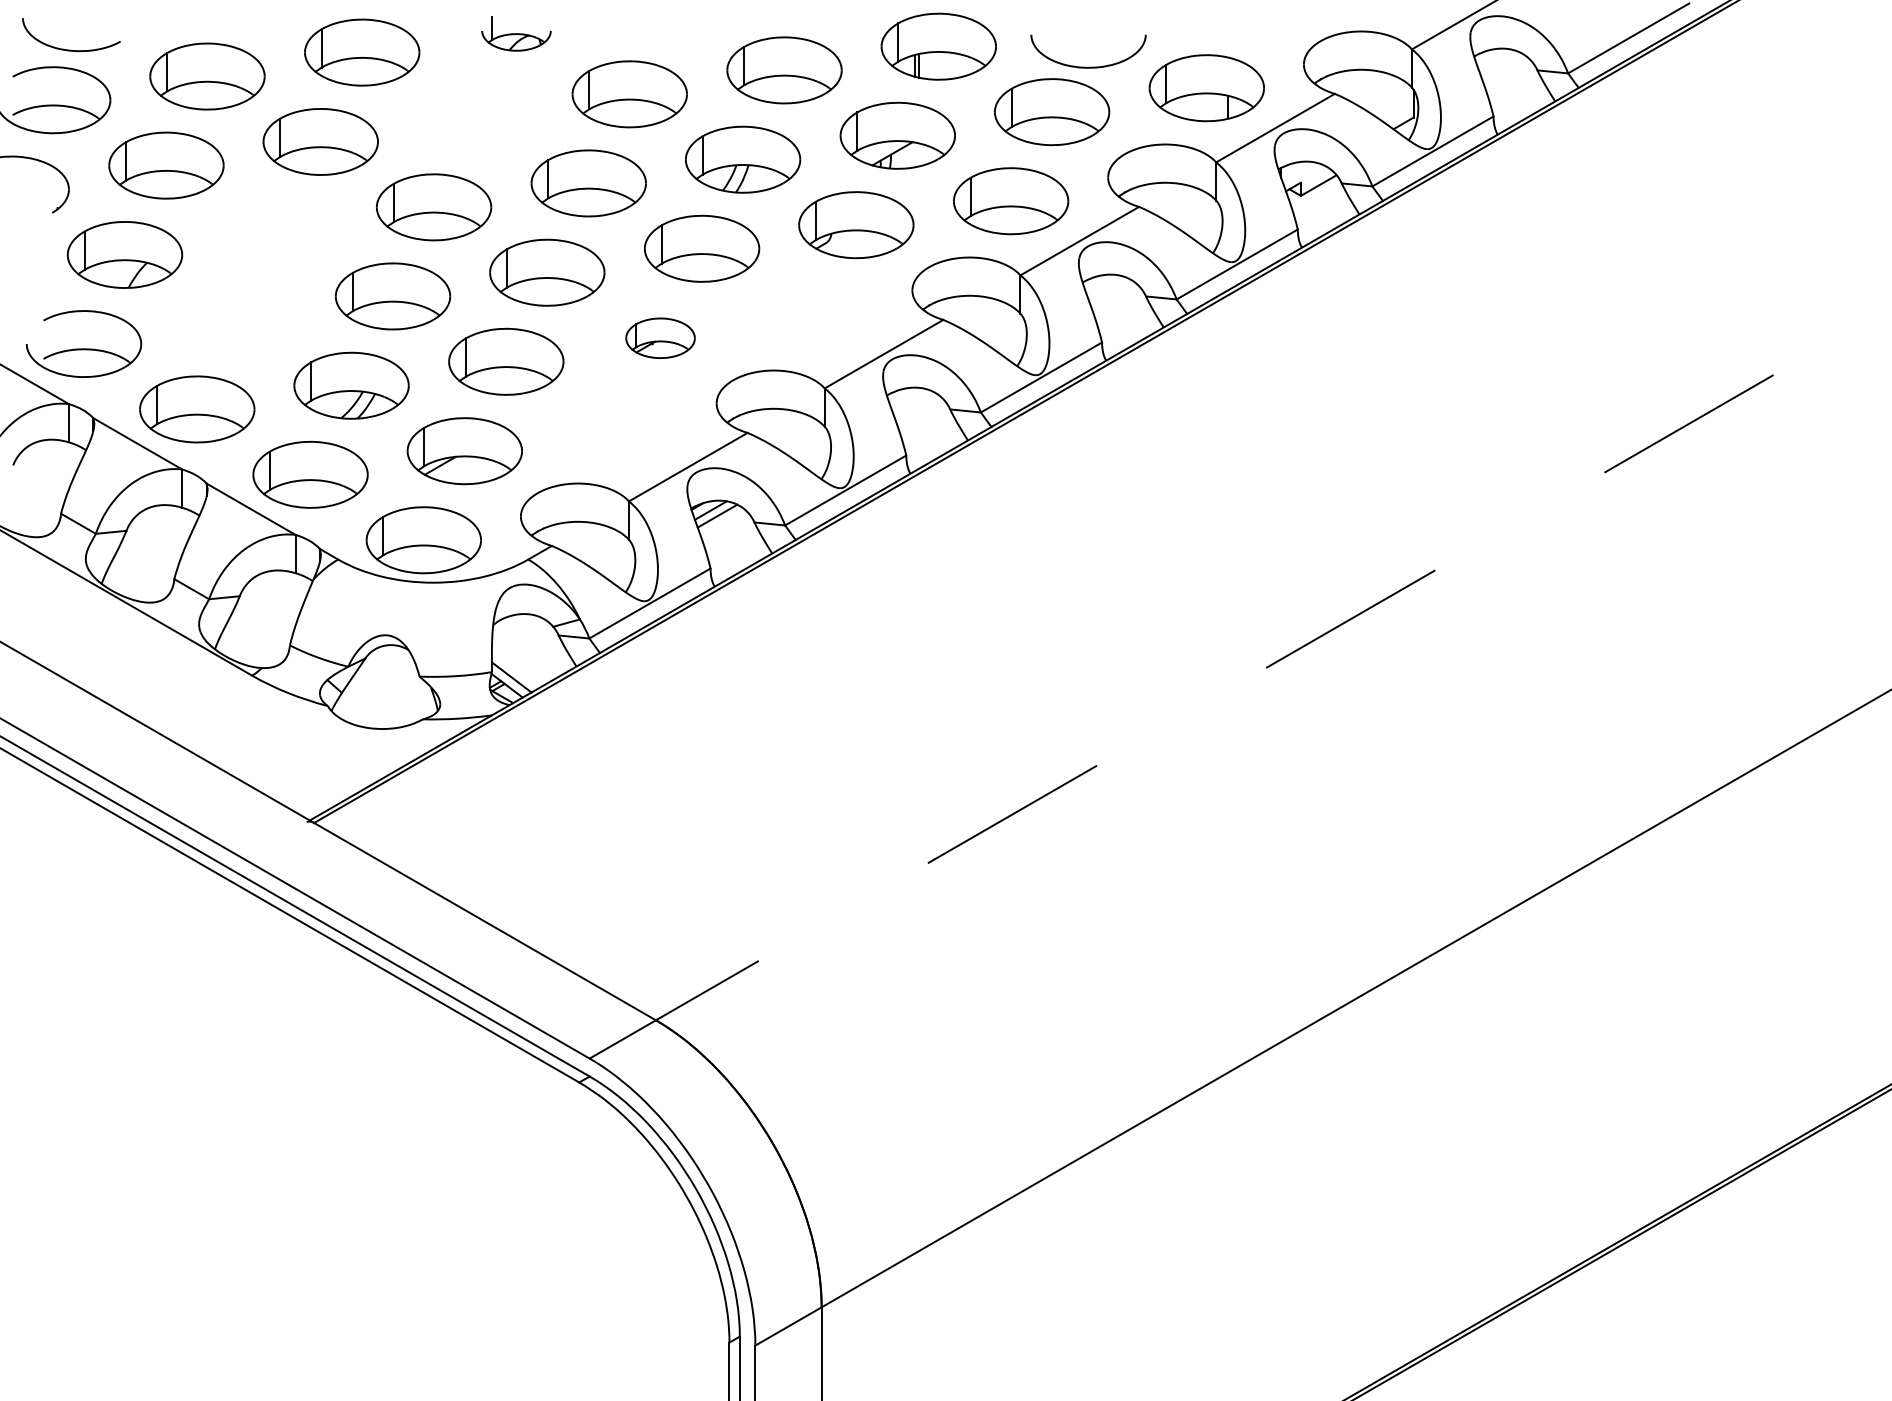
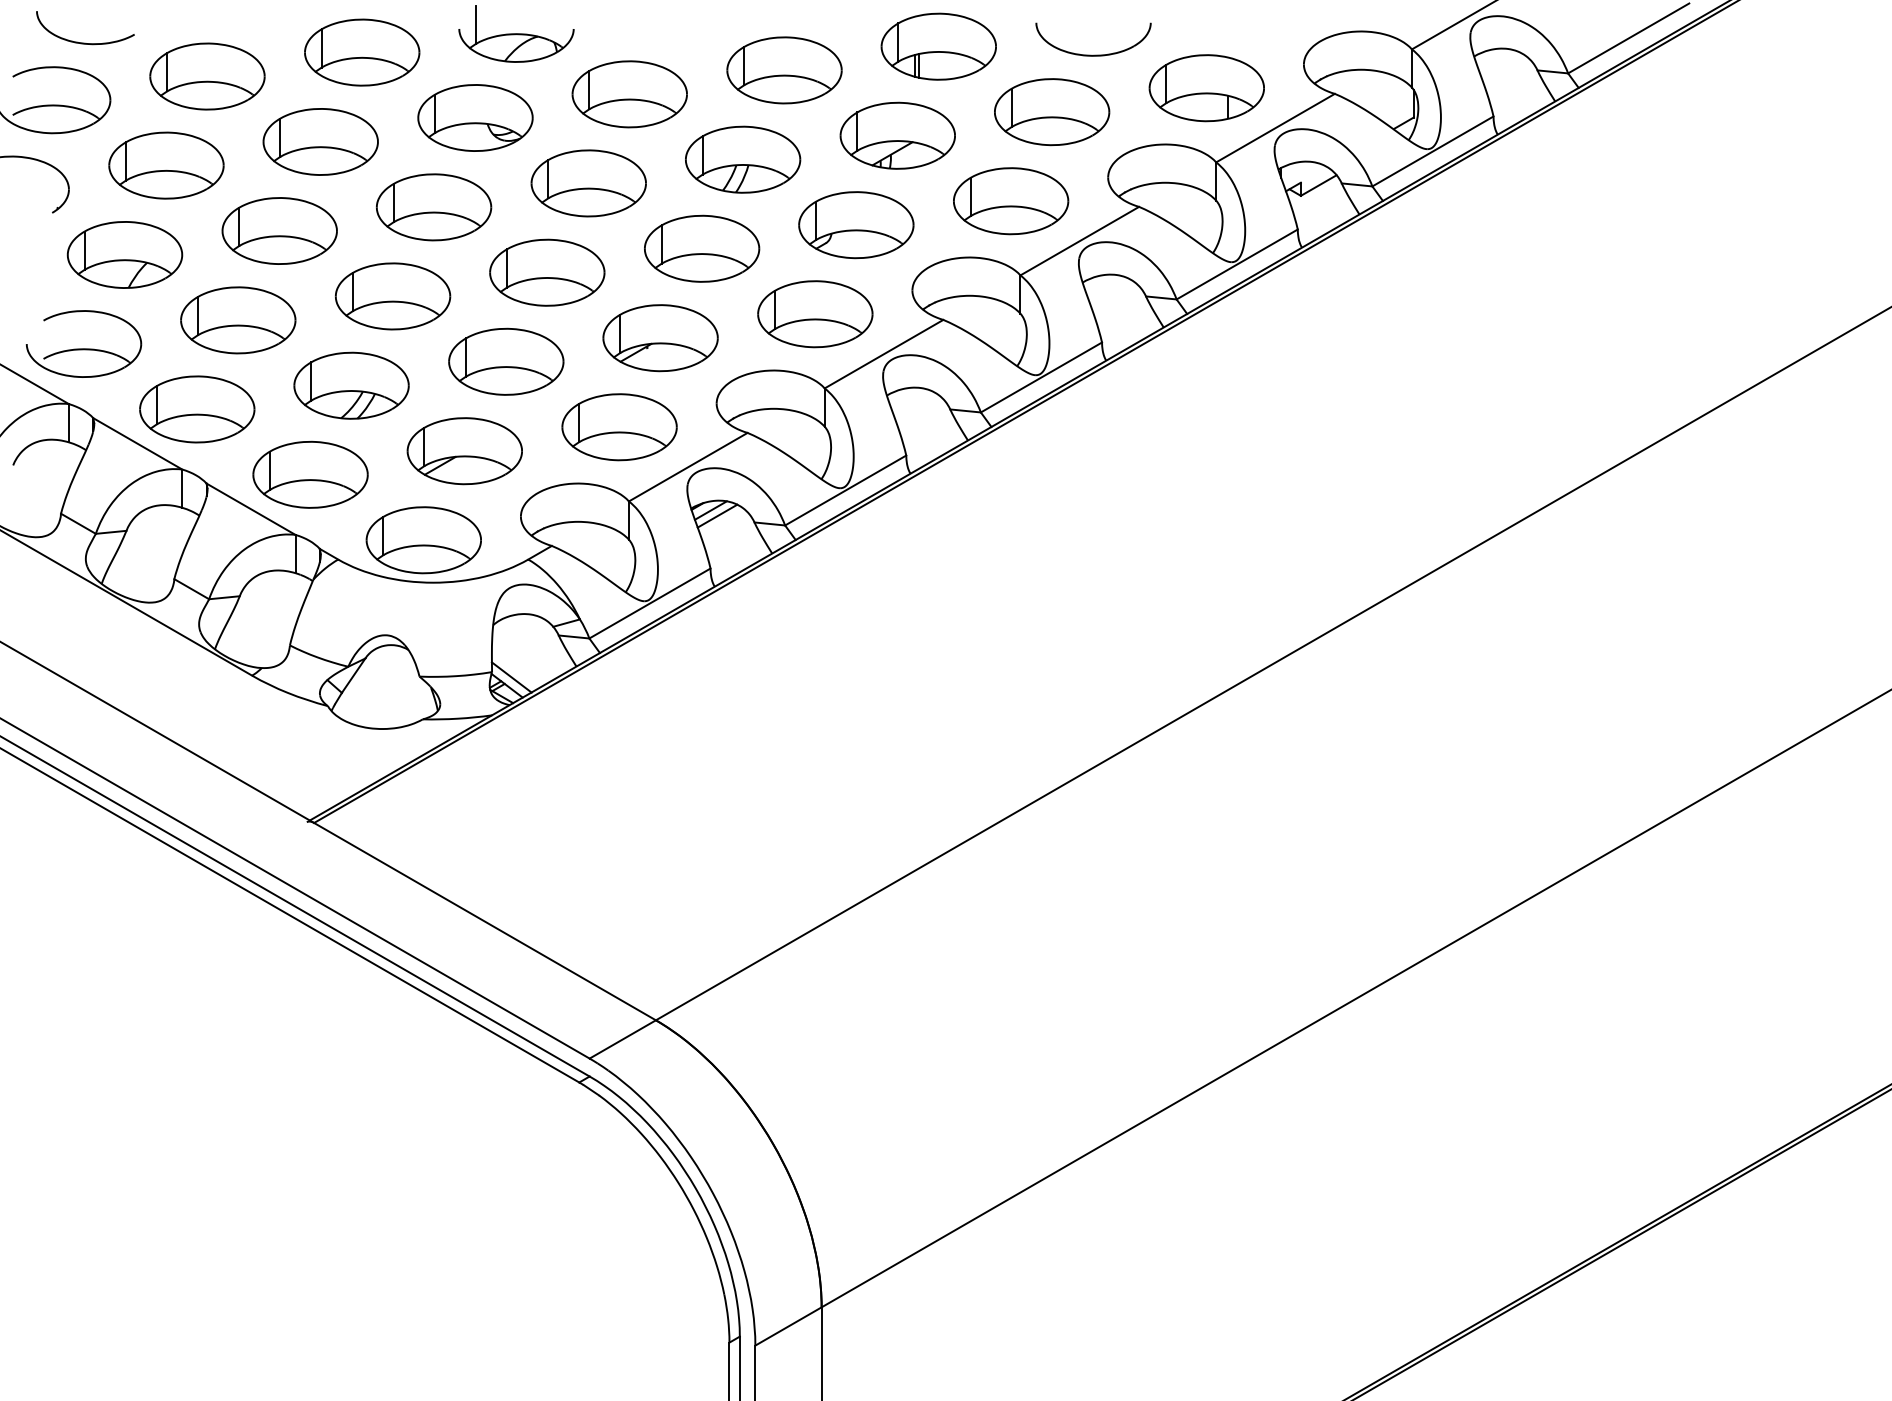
part size: 71x36 px -> 117x58 px (516, 33)
curve position: (71, 49) -> (85, 42) (85, 42)
part position: (1088, 66) -> (1093, 54) (1093, 54)
part: none -> present (475, 117)
part: none -> present (279, 230)
part: none -> present (815, 314)
part: none -> present (238, 320)
part size: 71x42 px -> 117x69 px (660, 338)
part: none -> present (619, 427)
line: dashed -> solid (1240, 682)
